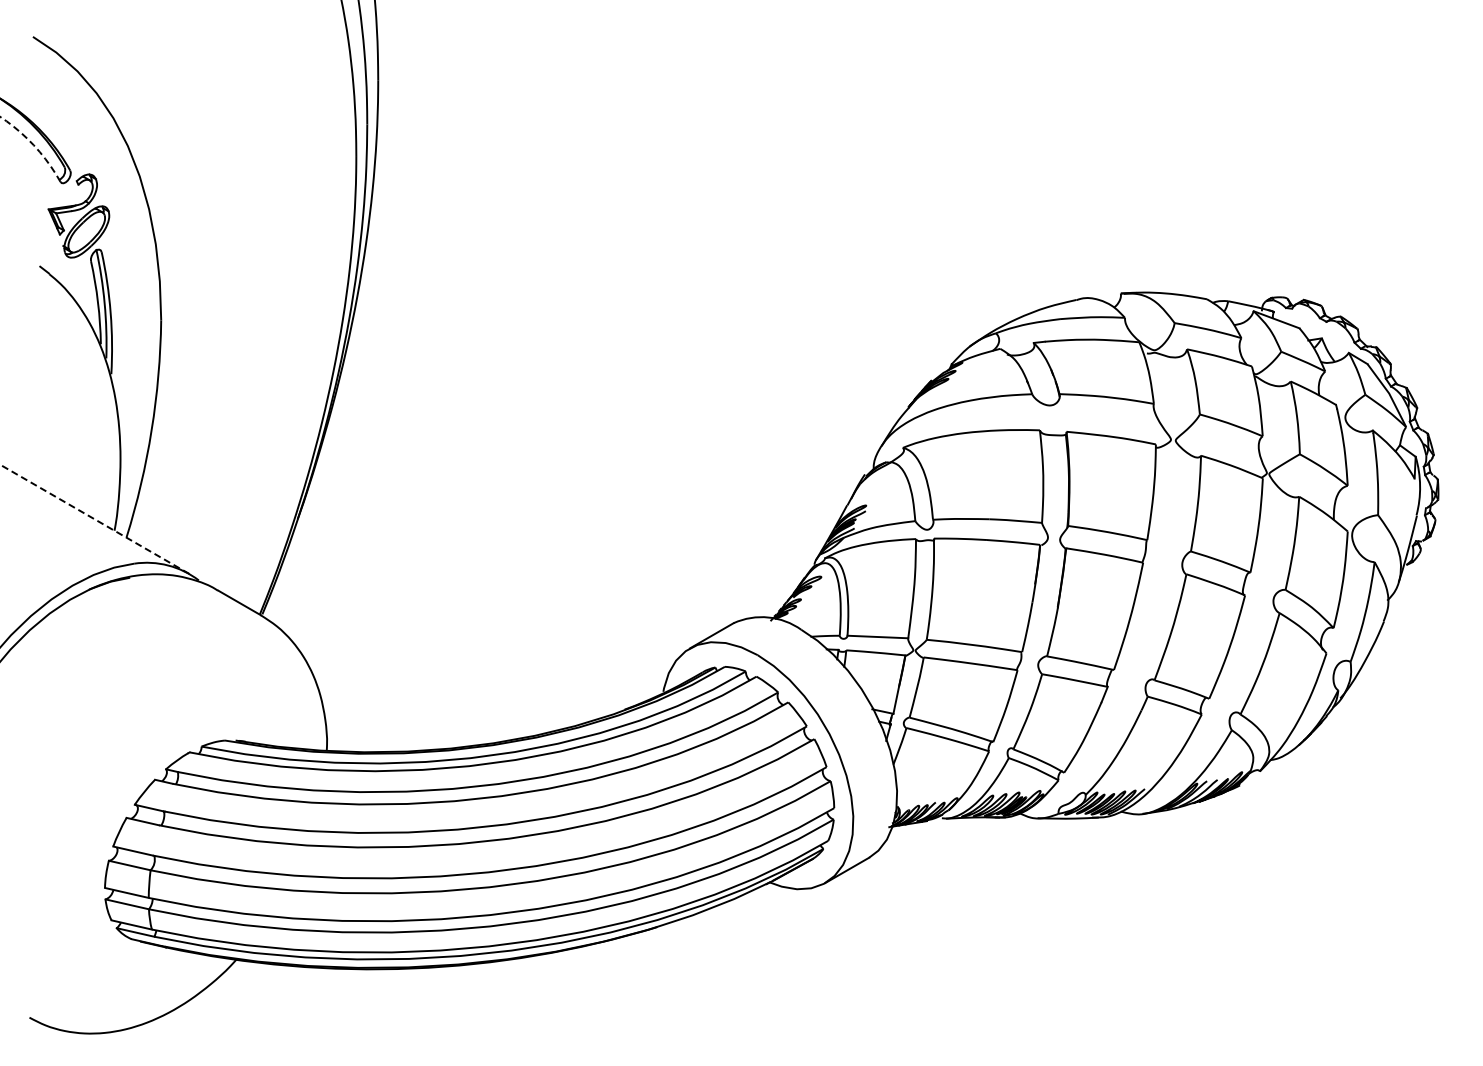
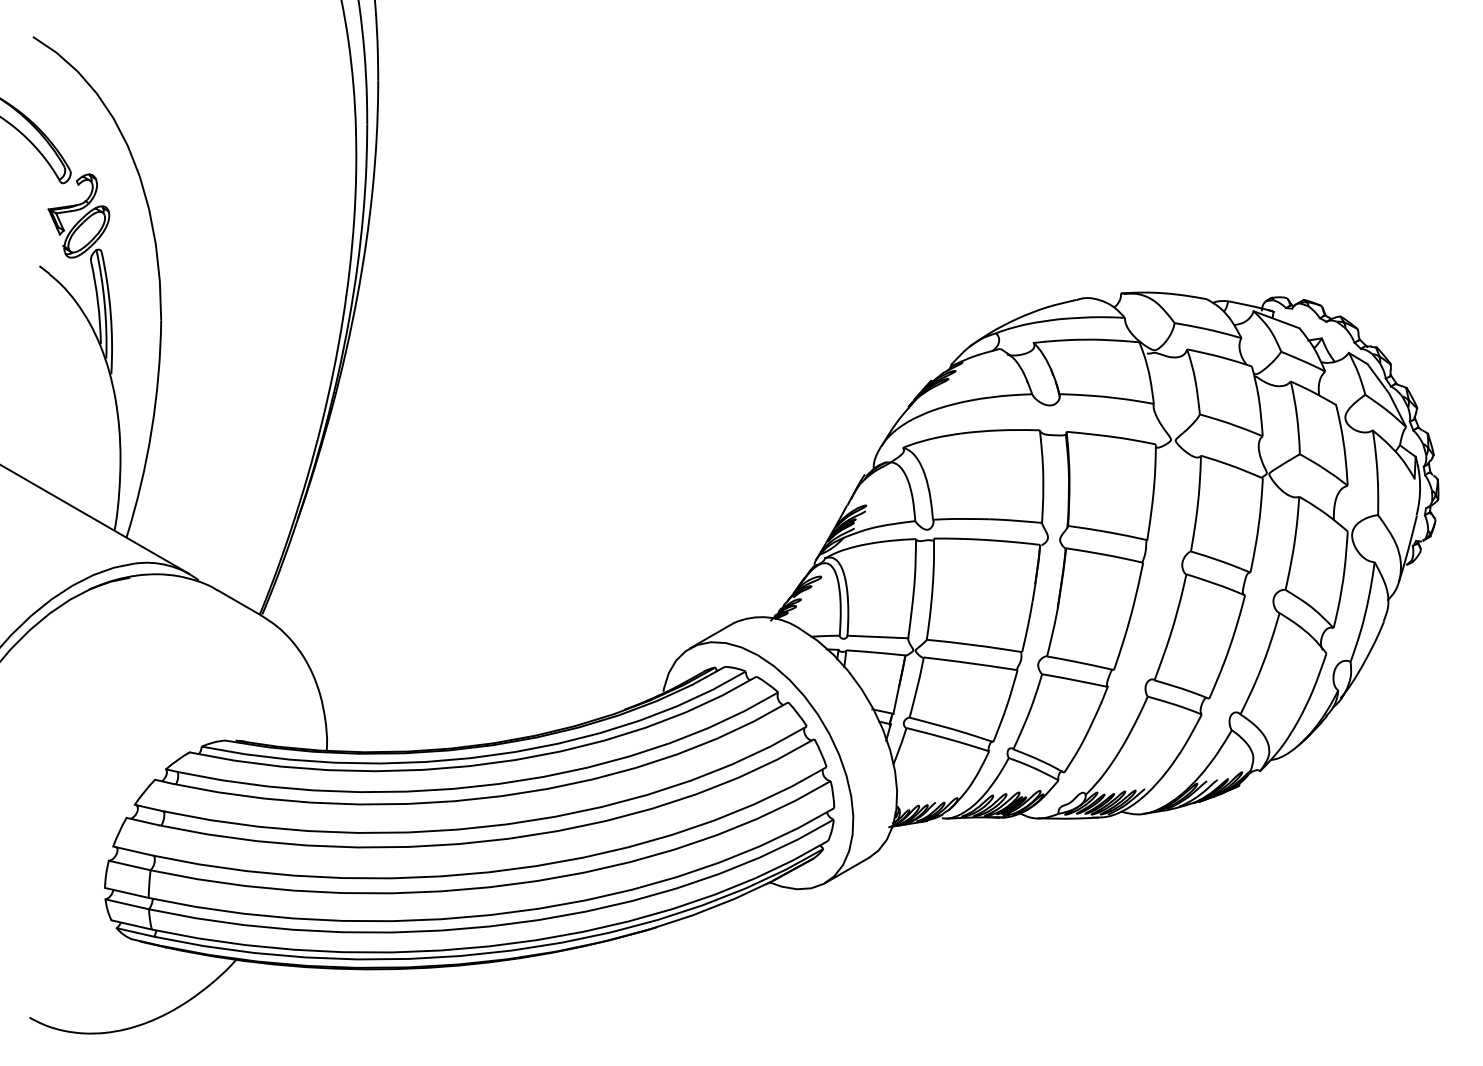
arc: dashed -> solid (33, 145)
line: dashed -> solid (94, 519)
